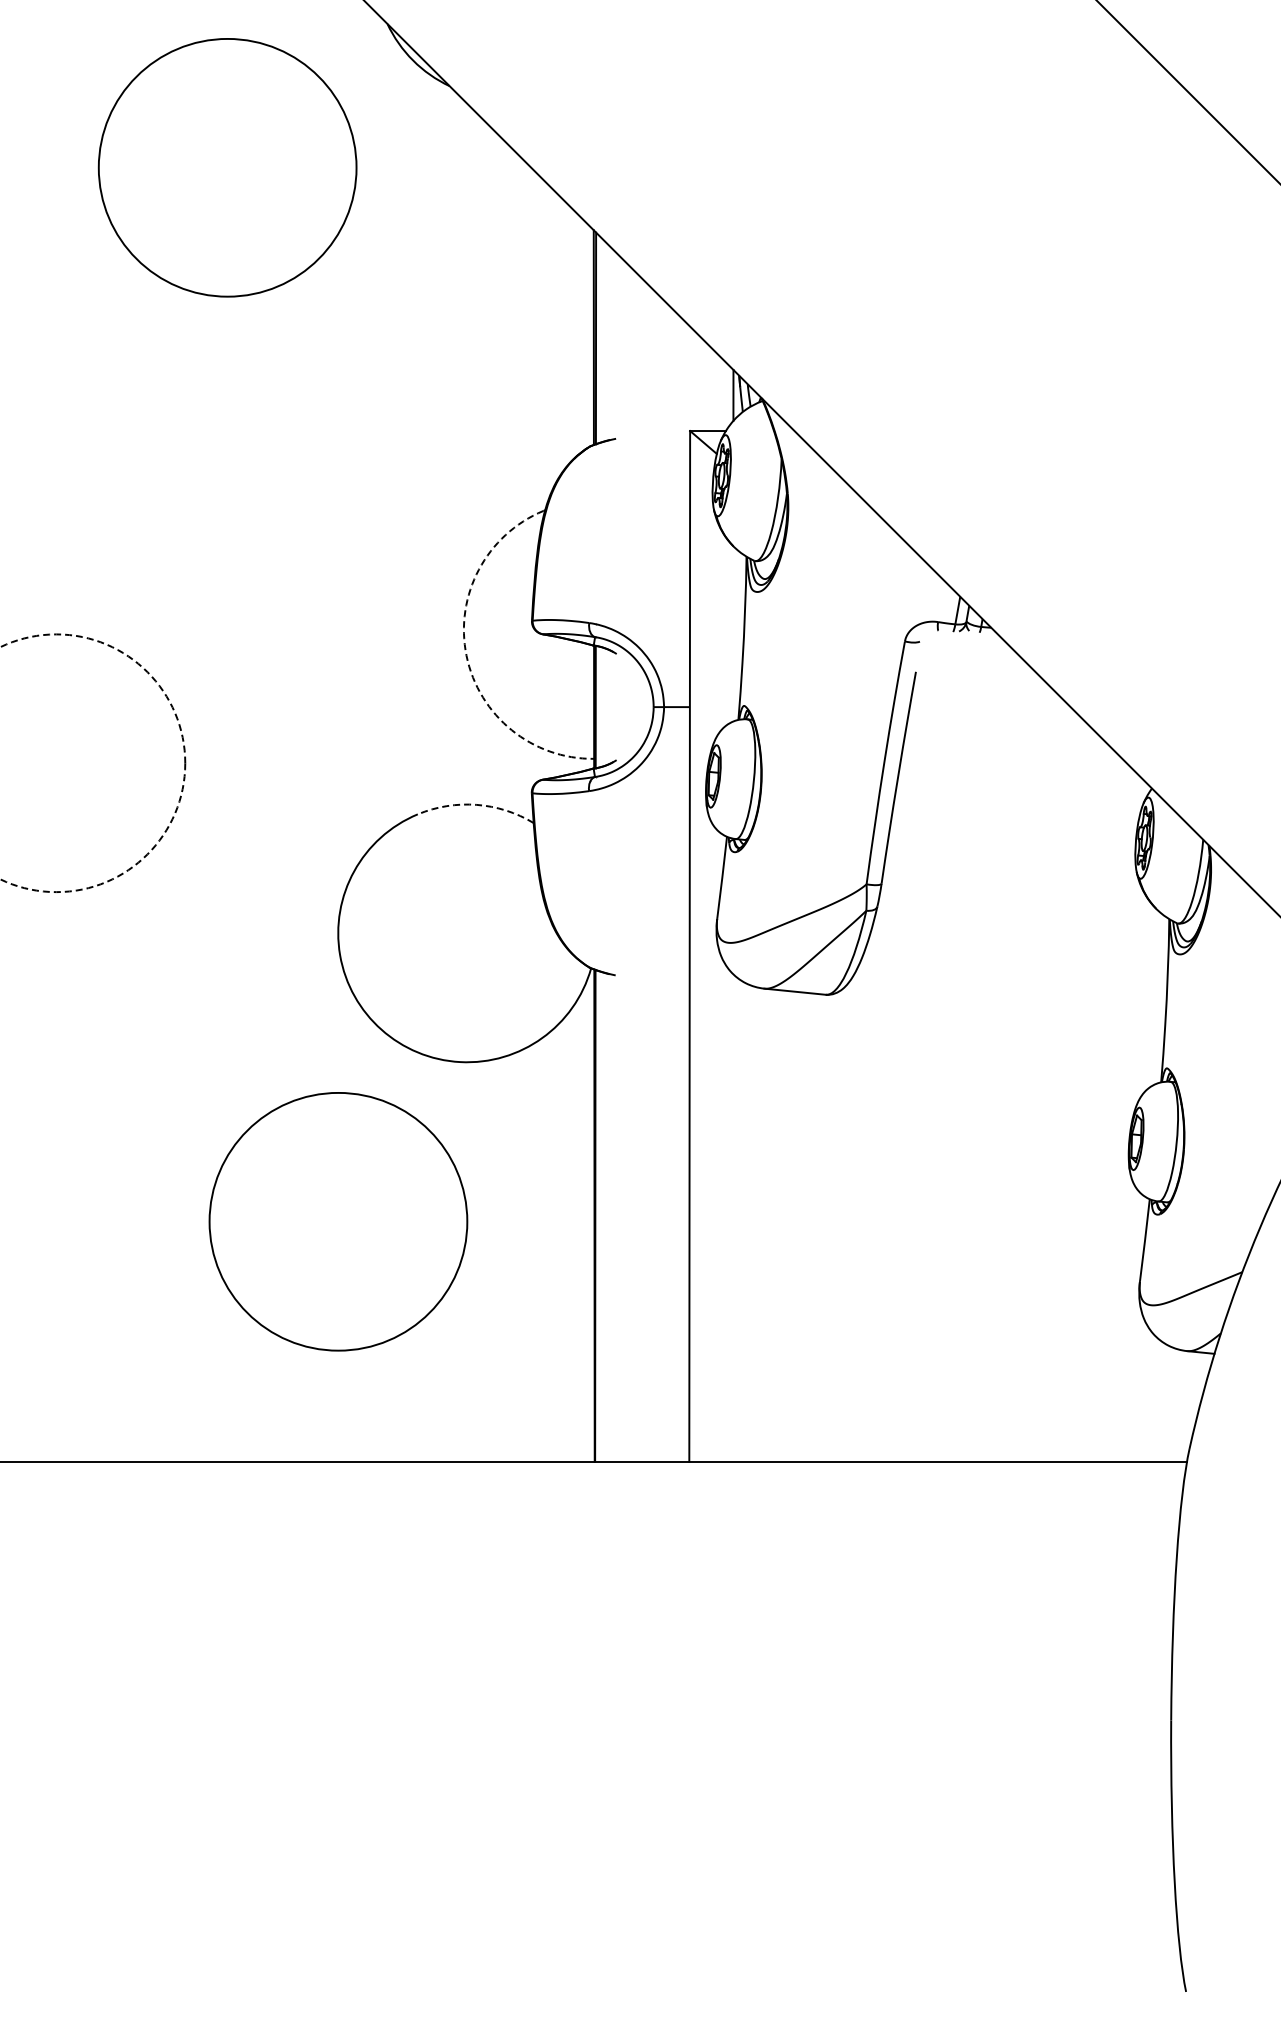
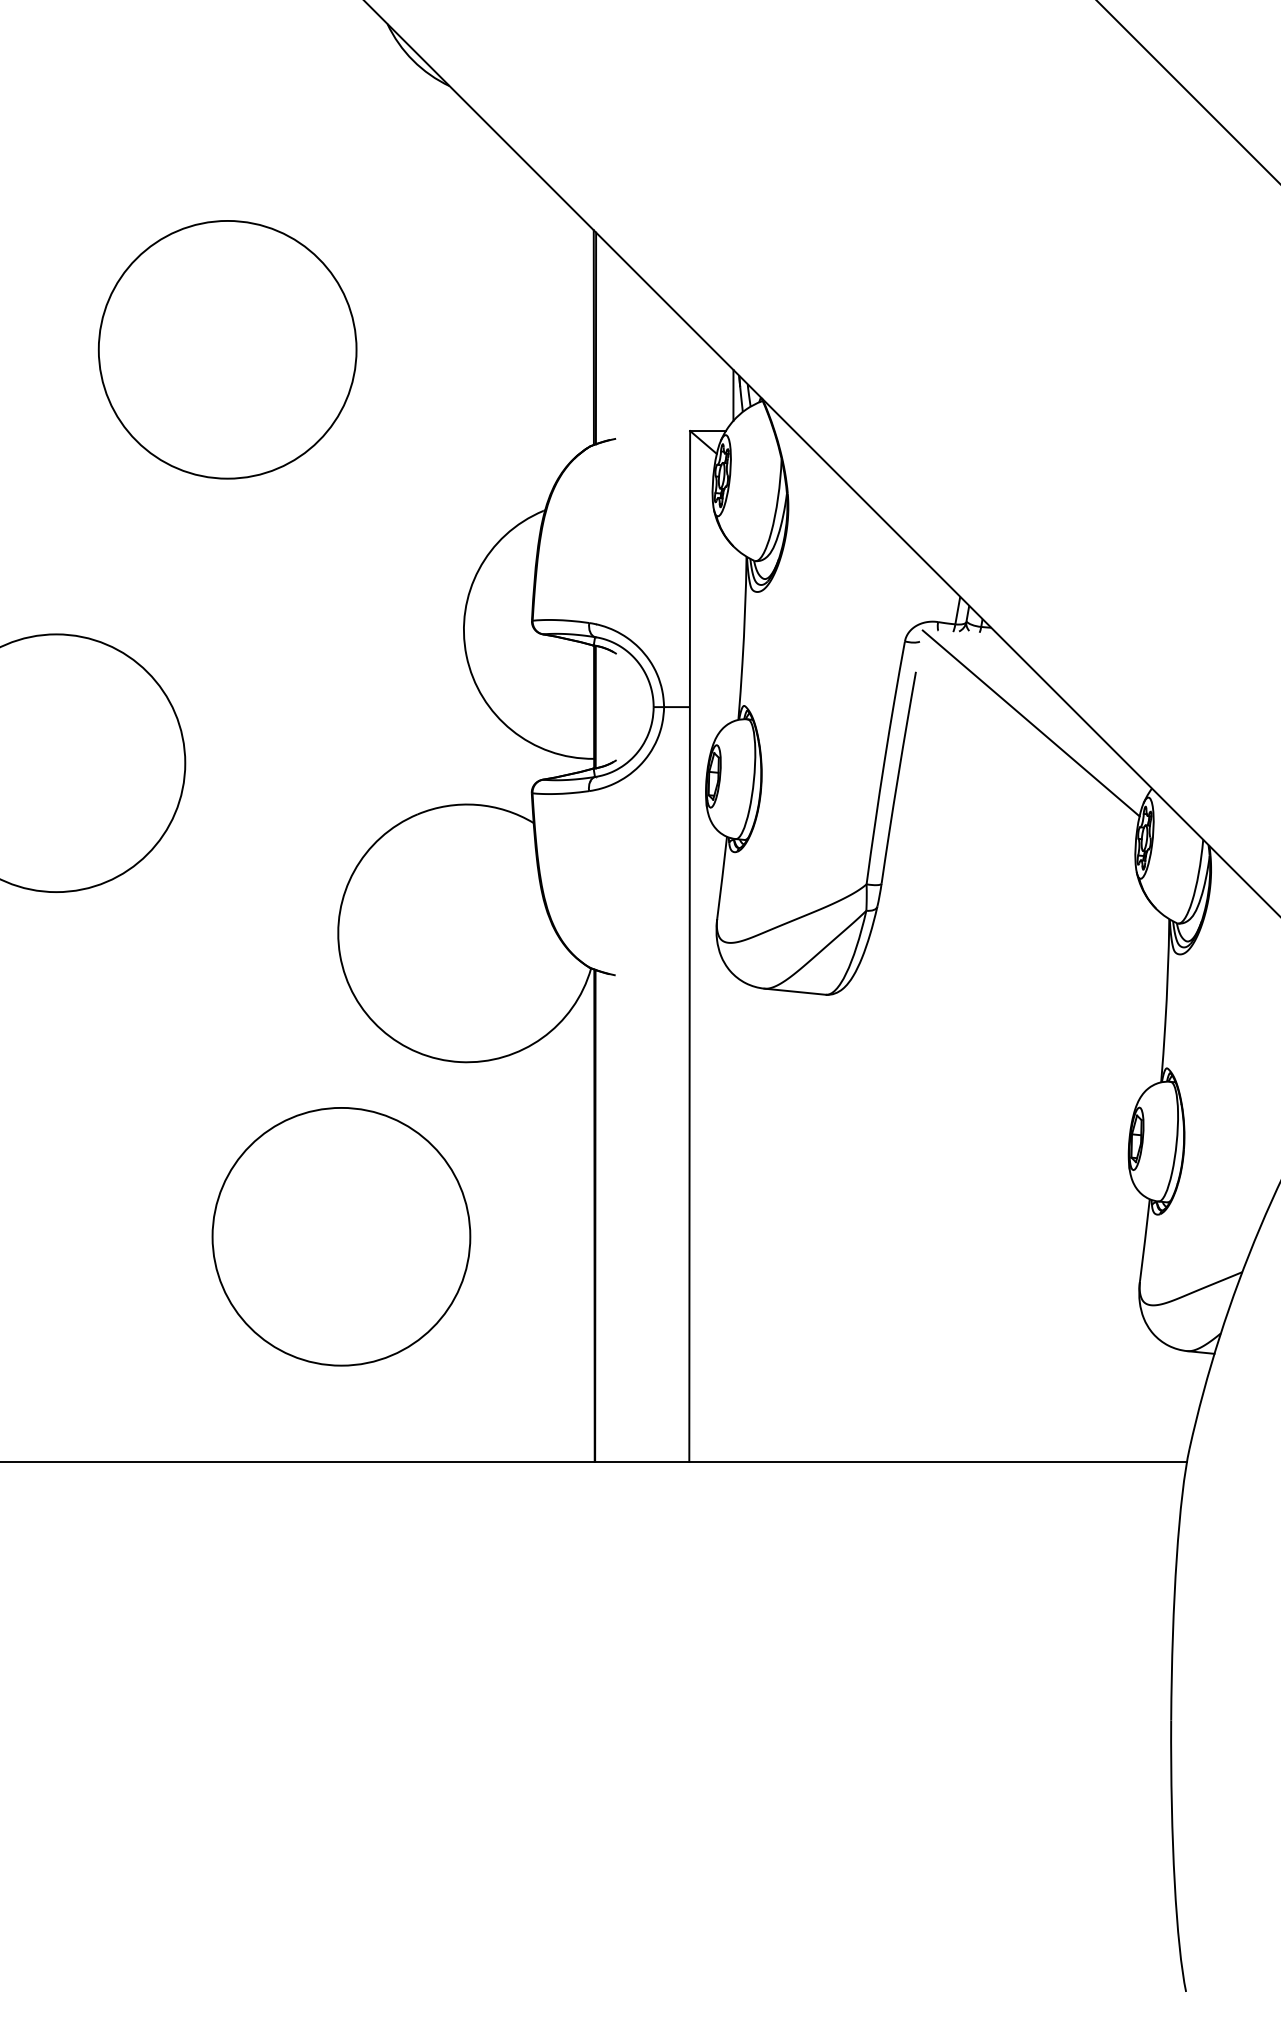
circle position: (227, 167) -> (227, 349) (227, 349)
arc: dashed -> solid (466, 655)
line: none -> present (1030, 723)
circle: dashed -> solid (92, 763)
arc: dashed -> solid (476, 804)
circle position: (338, 1221) -> (341, 1236) (341, 1236)
